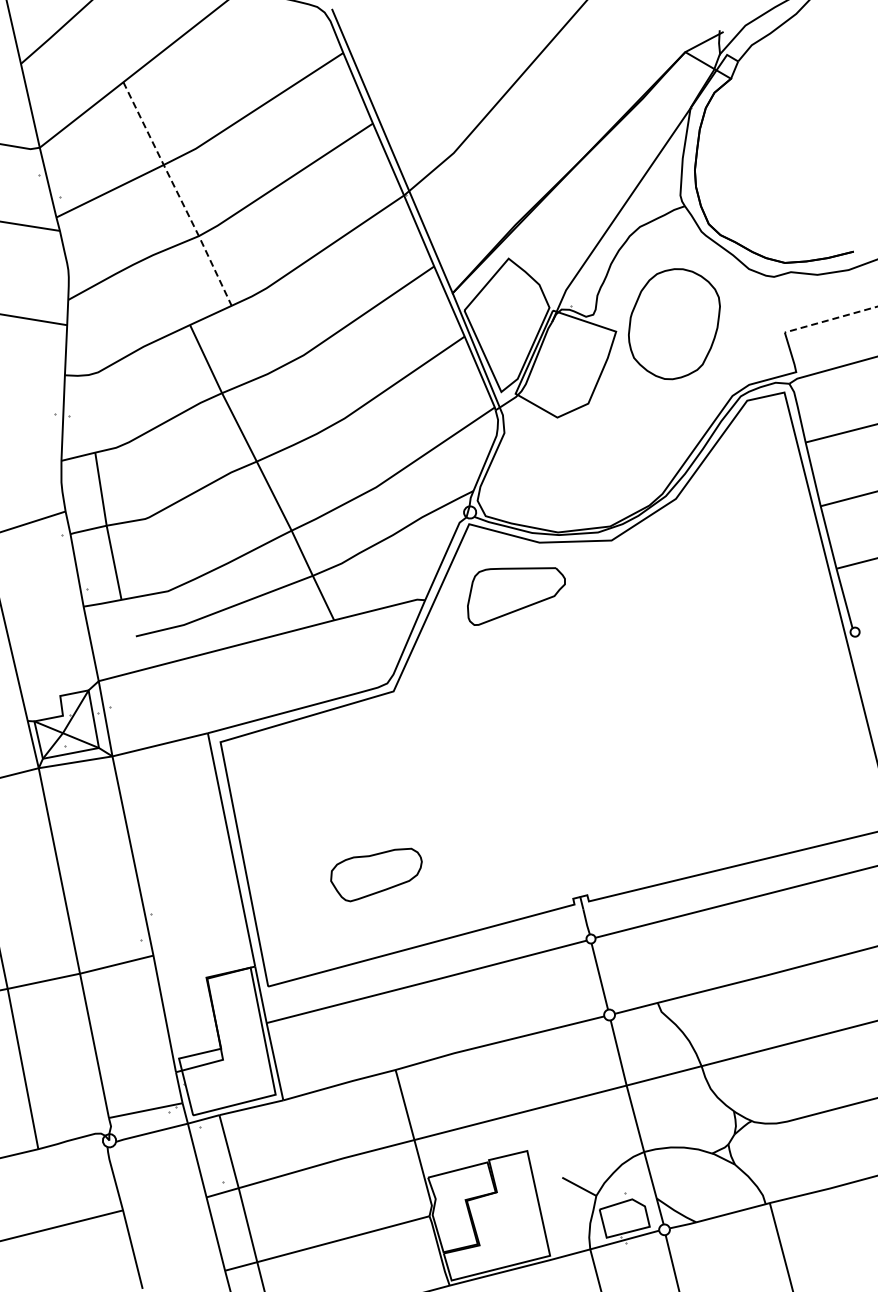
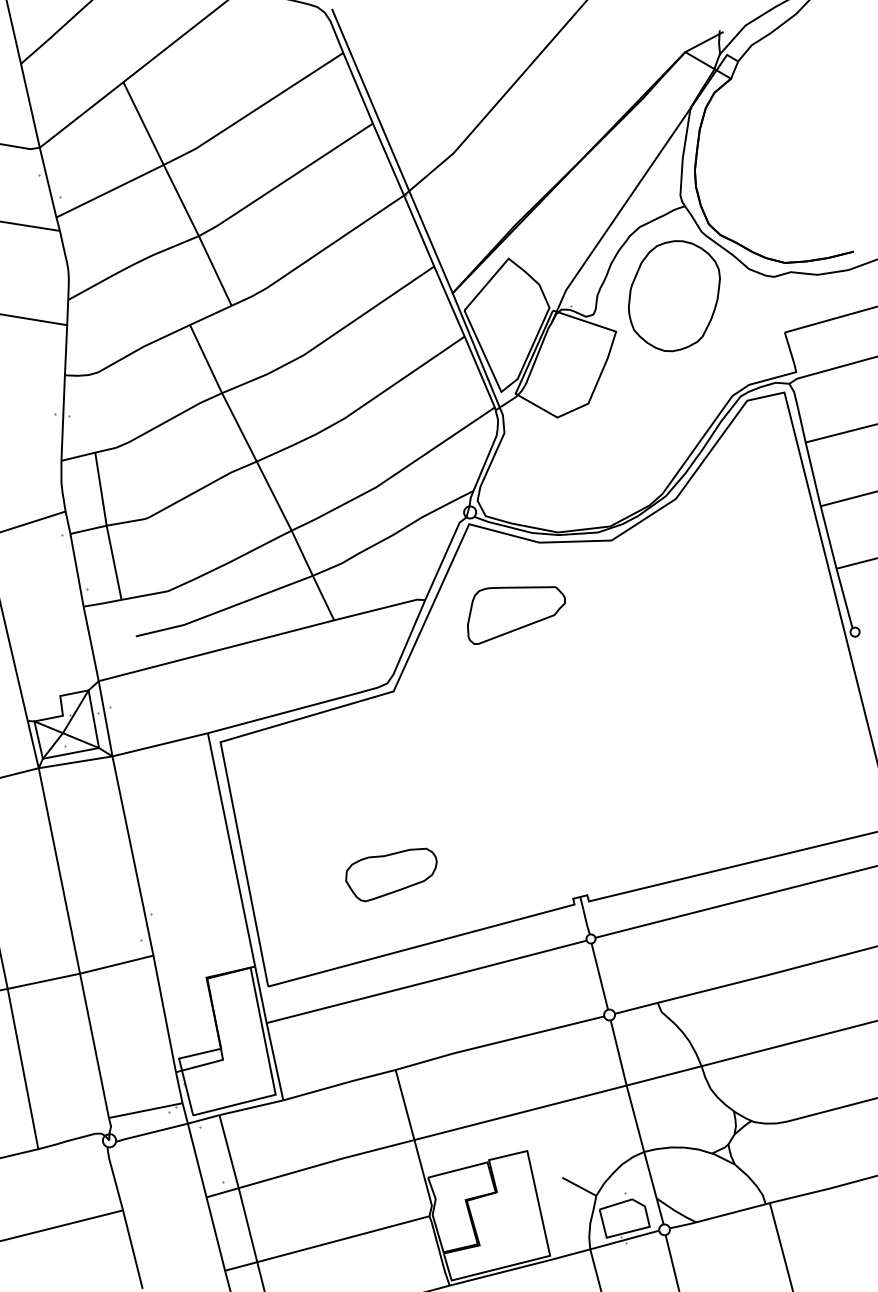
line: dashed -> solid (177, 193)
line: dashed -> solid (830, 319)
part position: (674, 324) -> (674, 296) (674, 296)
part position: (516, 596) -> (516, 615) (516, 615)
part position: (376, 874) -> (391, 874) (391, 874)
